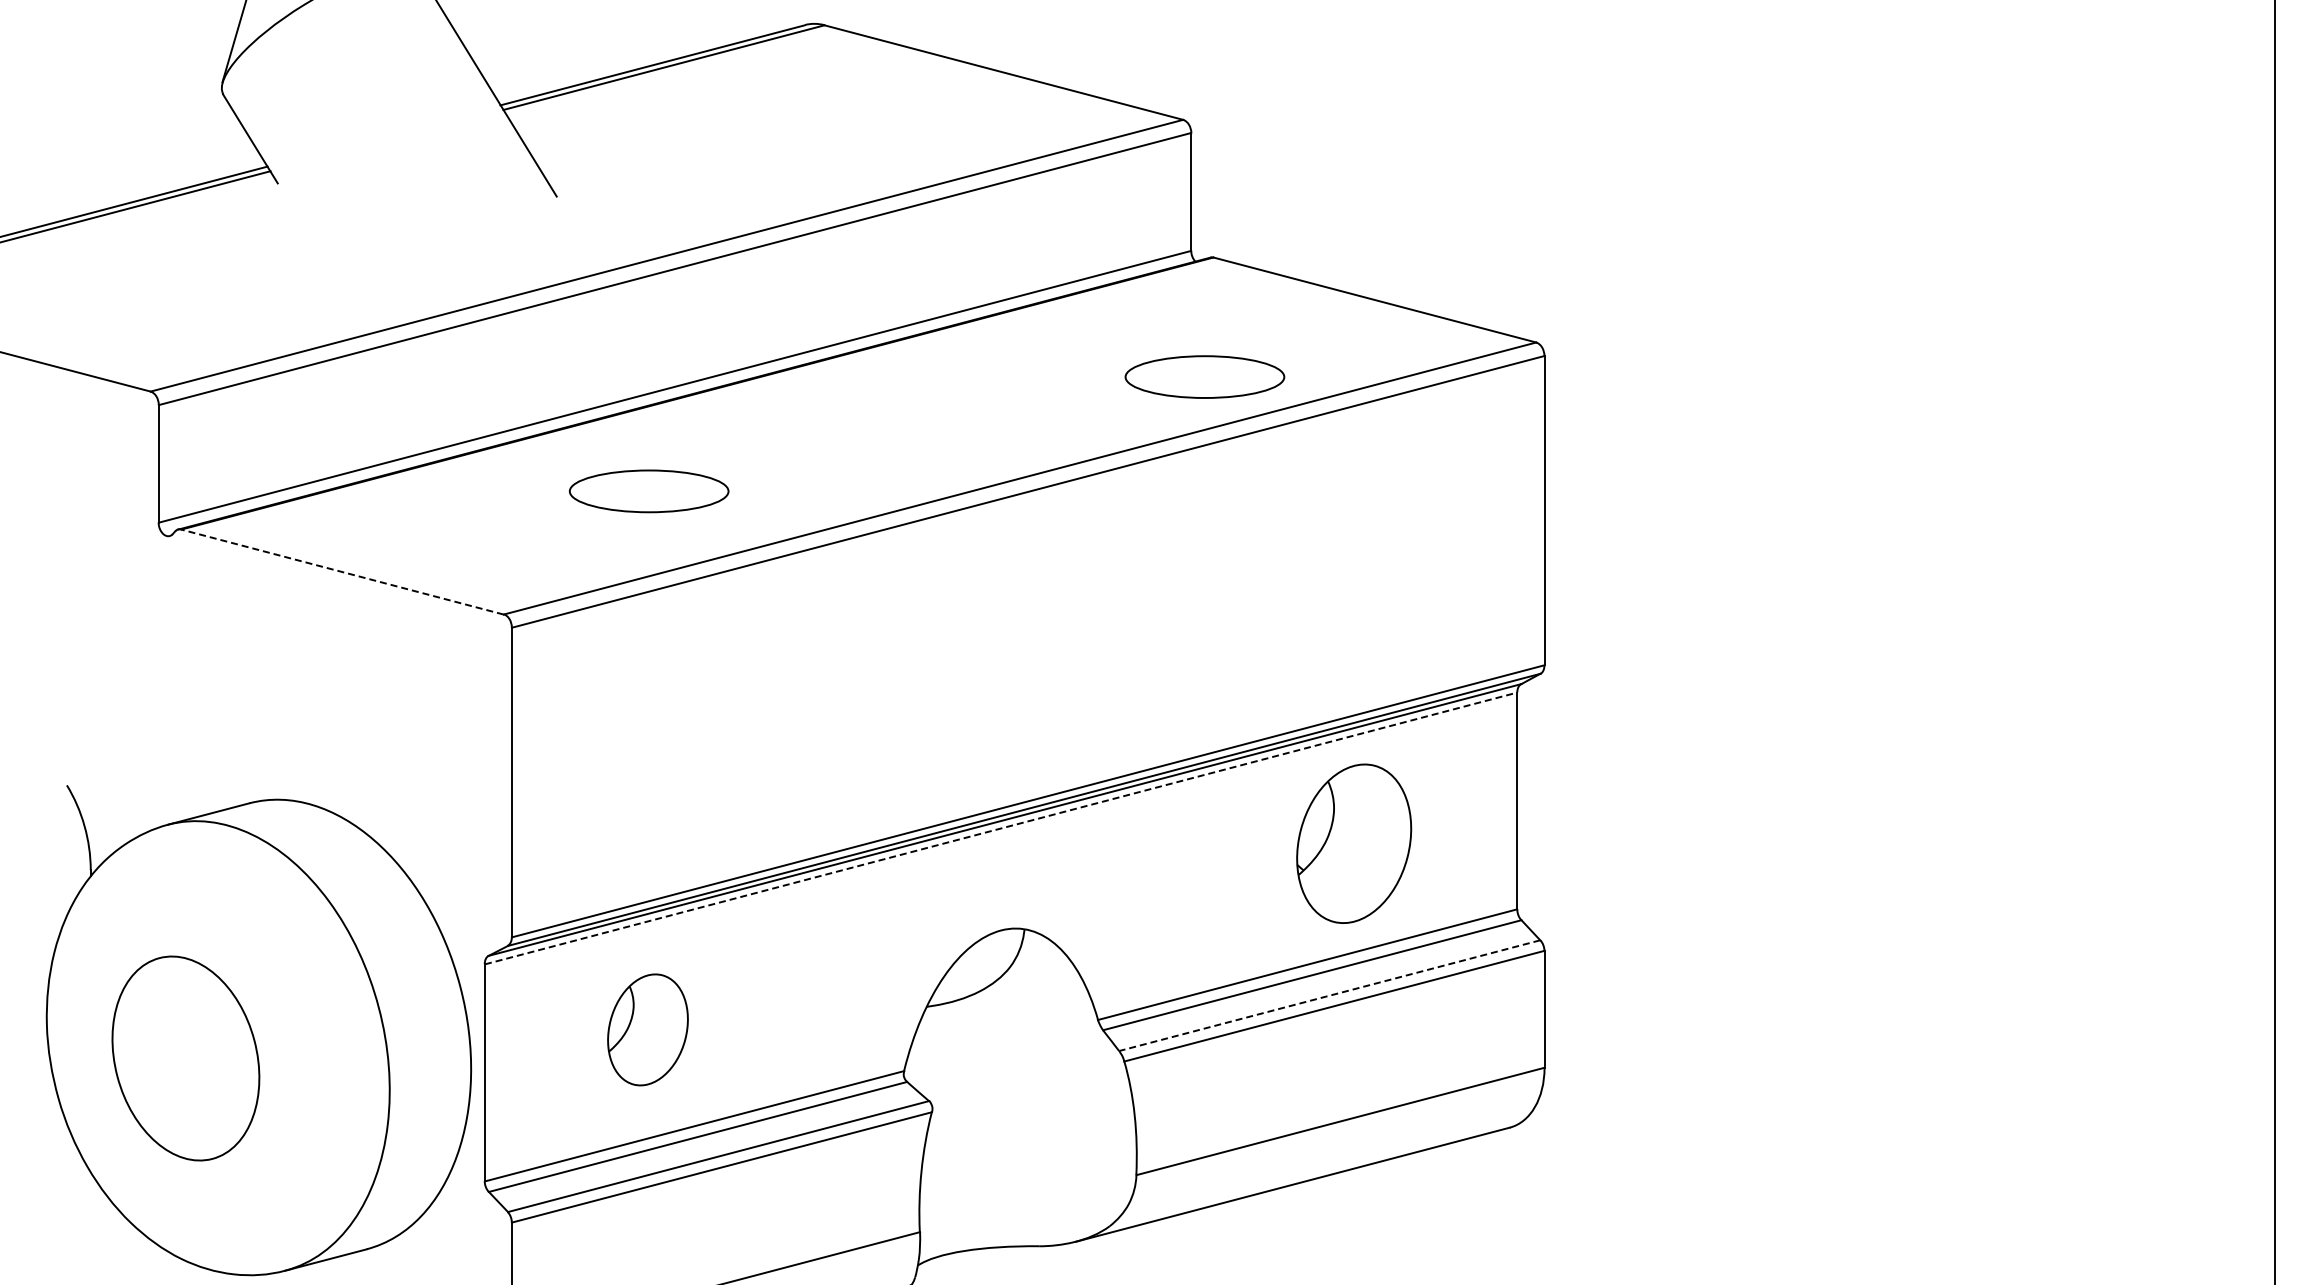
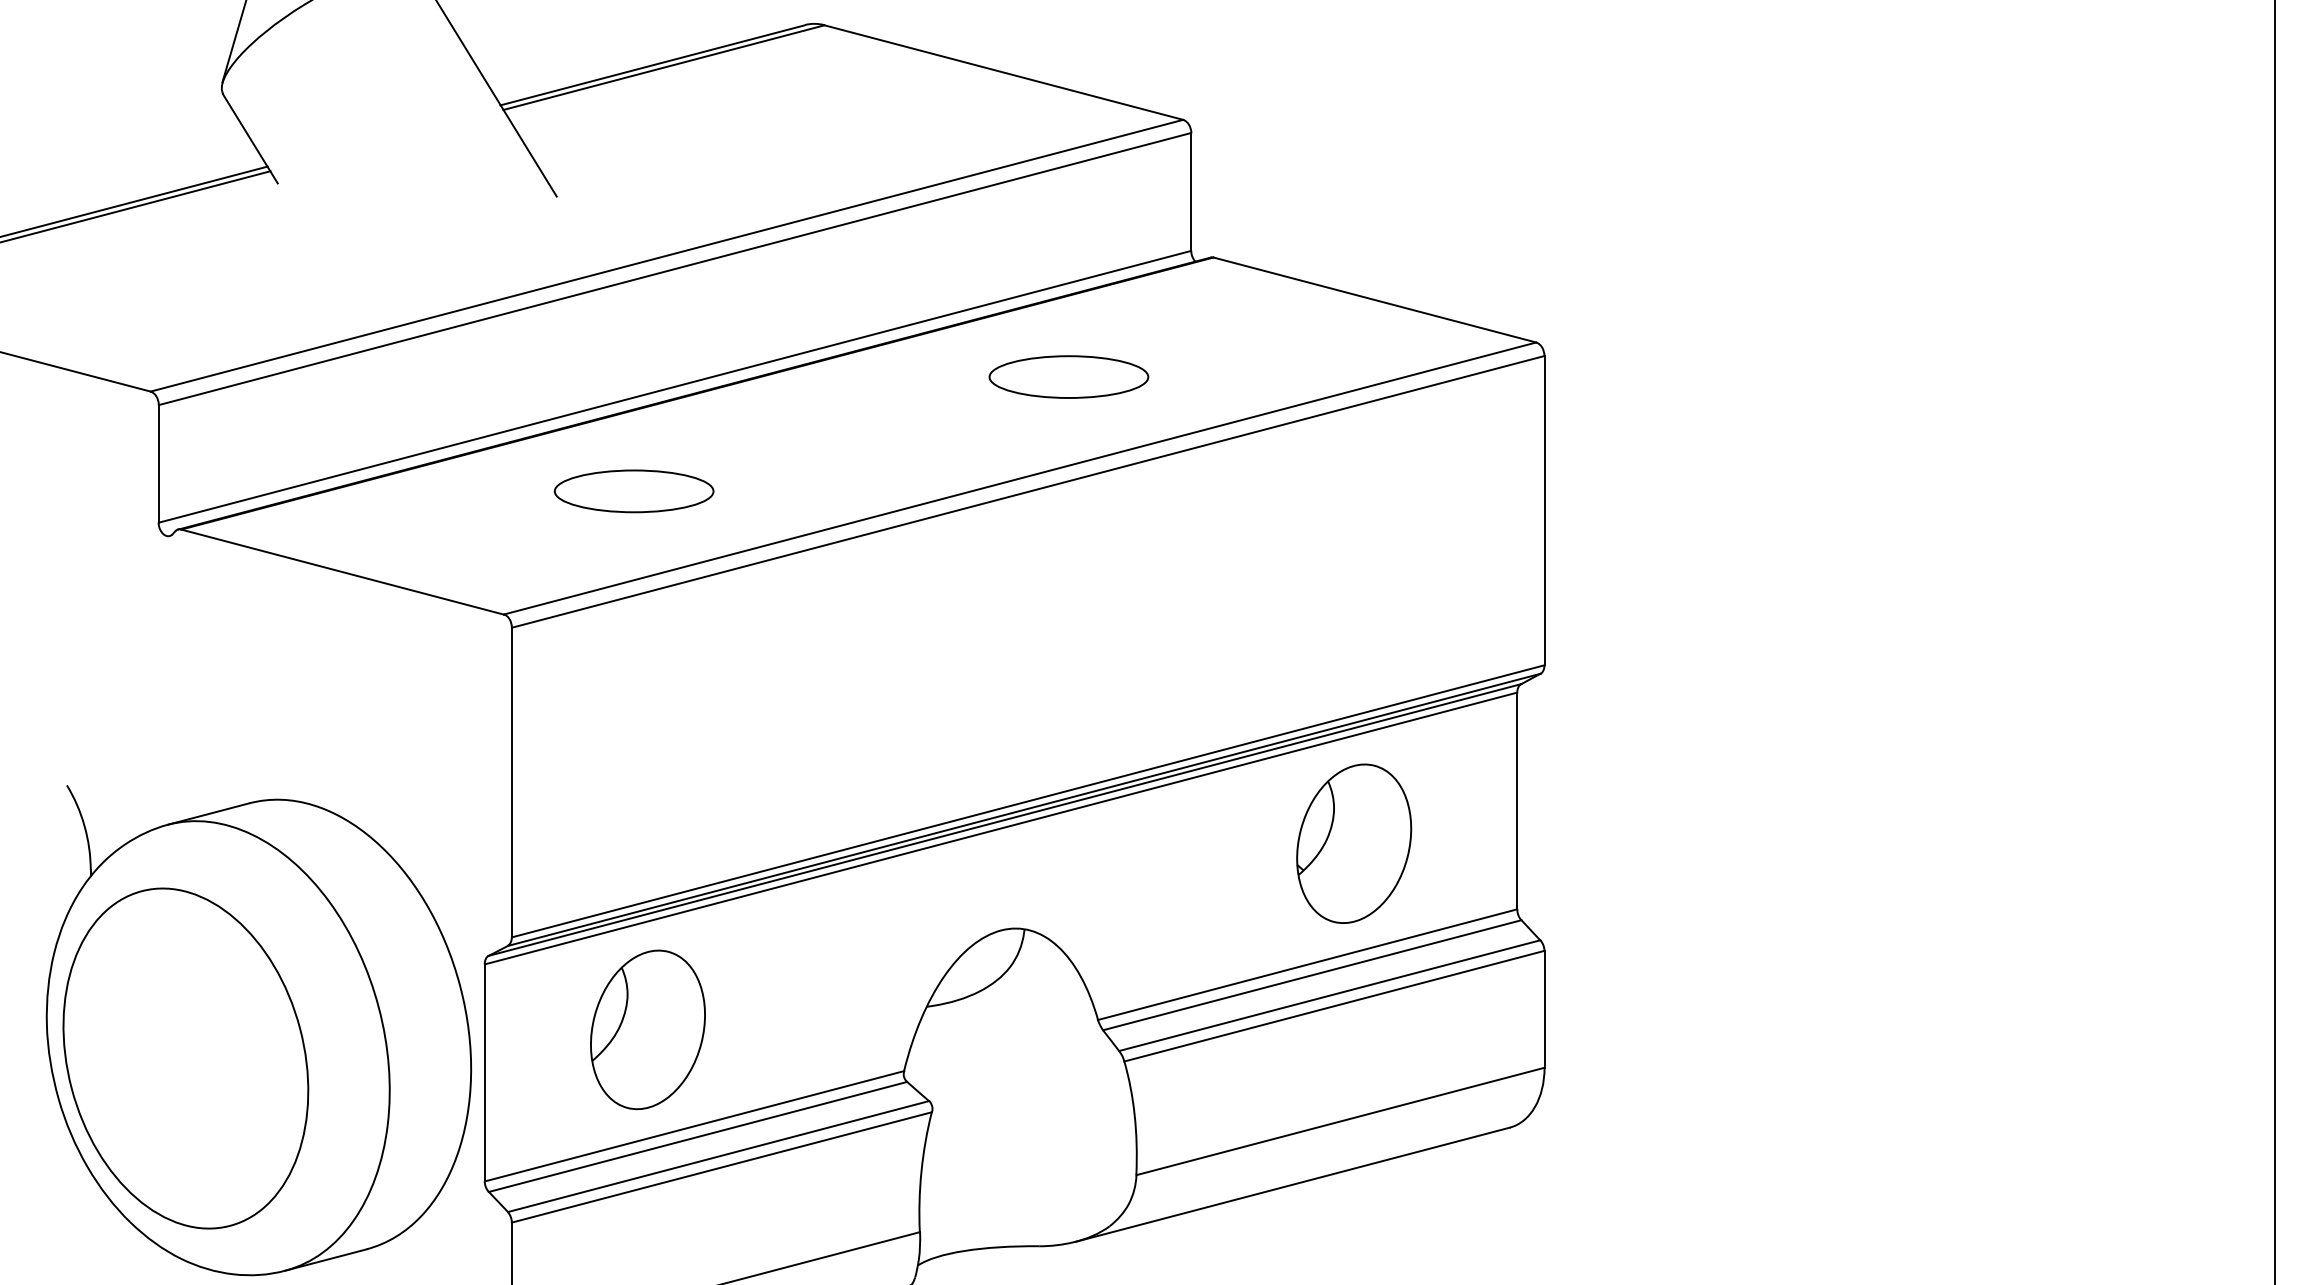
part position: (1204, 376) -> (1068, 376) (1068, 376)
part position: (648, 491) -> (633, 491) (633, 491)
line: dashed -> solid (342, 572)
line: dashed -> solid (1001, 828)
line: dashed -> solid (1329, 995)
part size: 82x114 px -> 116x162 px (647, 1029)
part size: 150x207 px -> 248x343 px (185, 1058)
